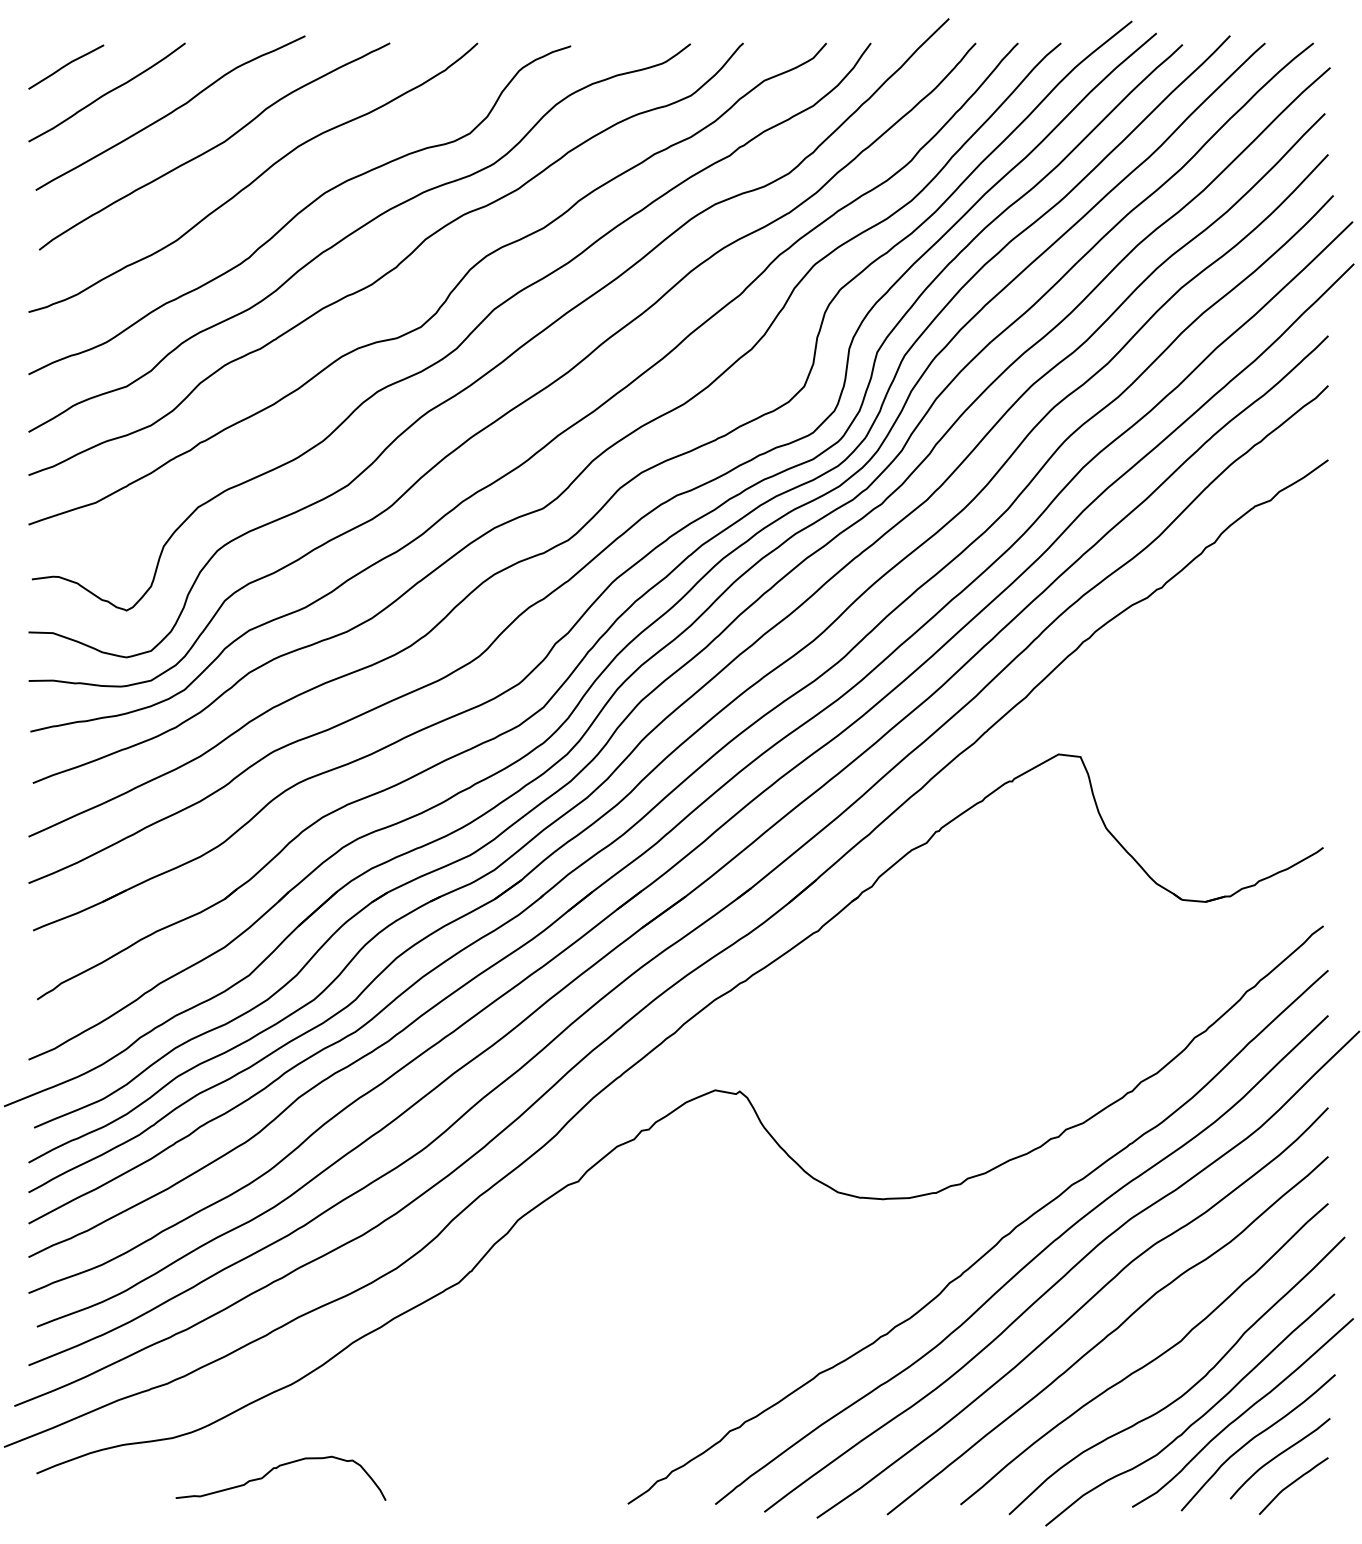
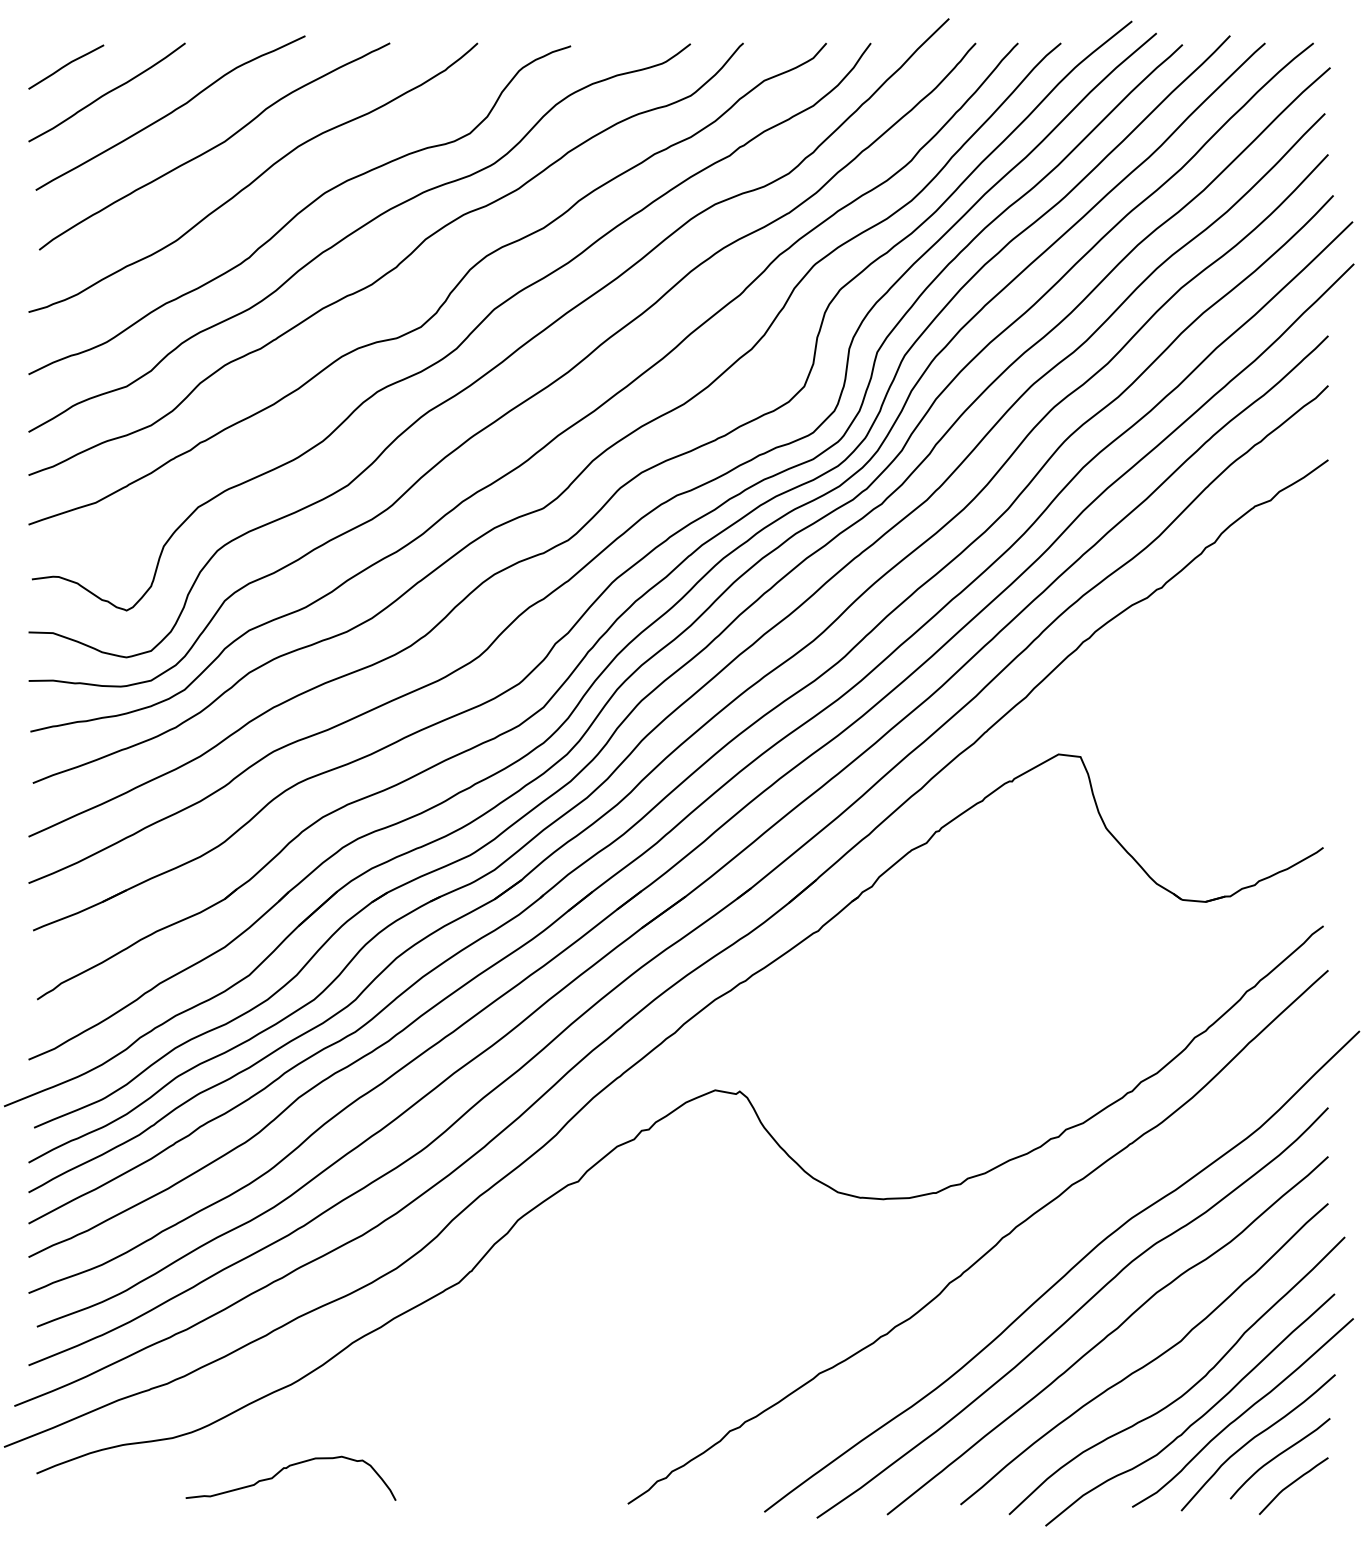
curve: present -> none (1025, 1264)
curve position: (277, 1468) -> (287, 1468) (287, 1468)
